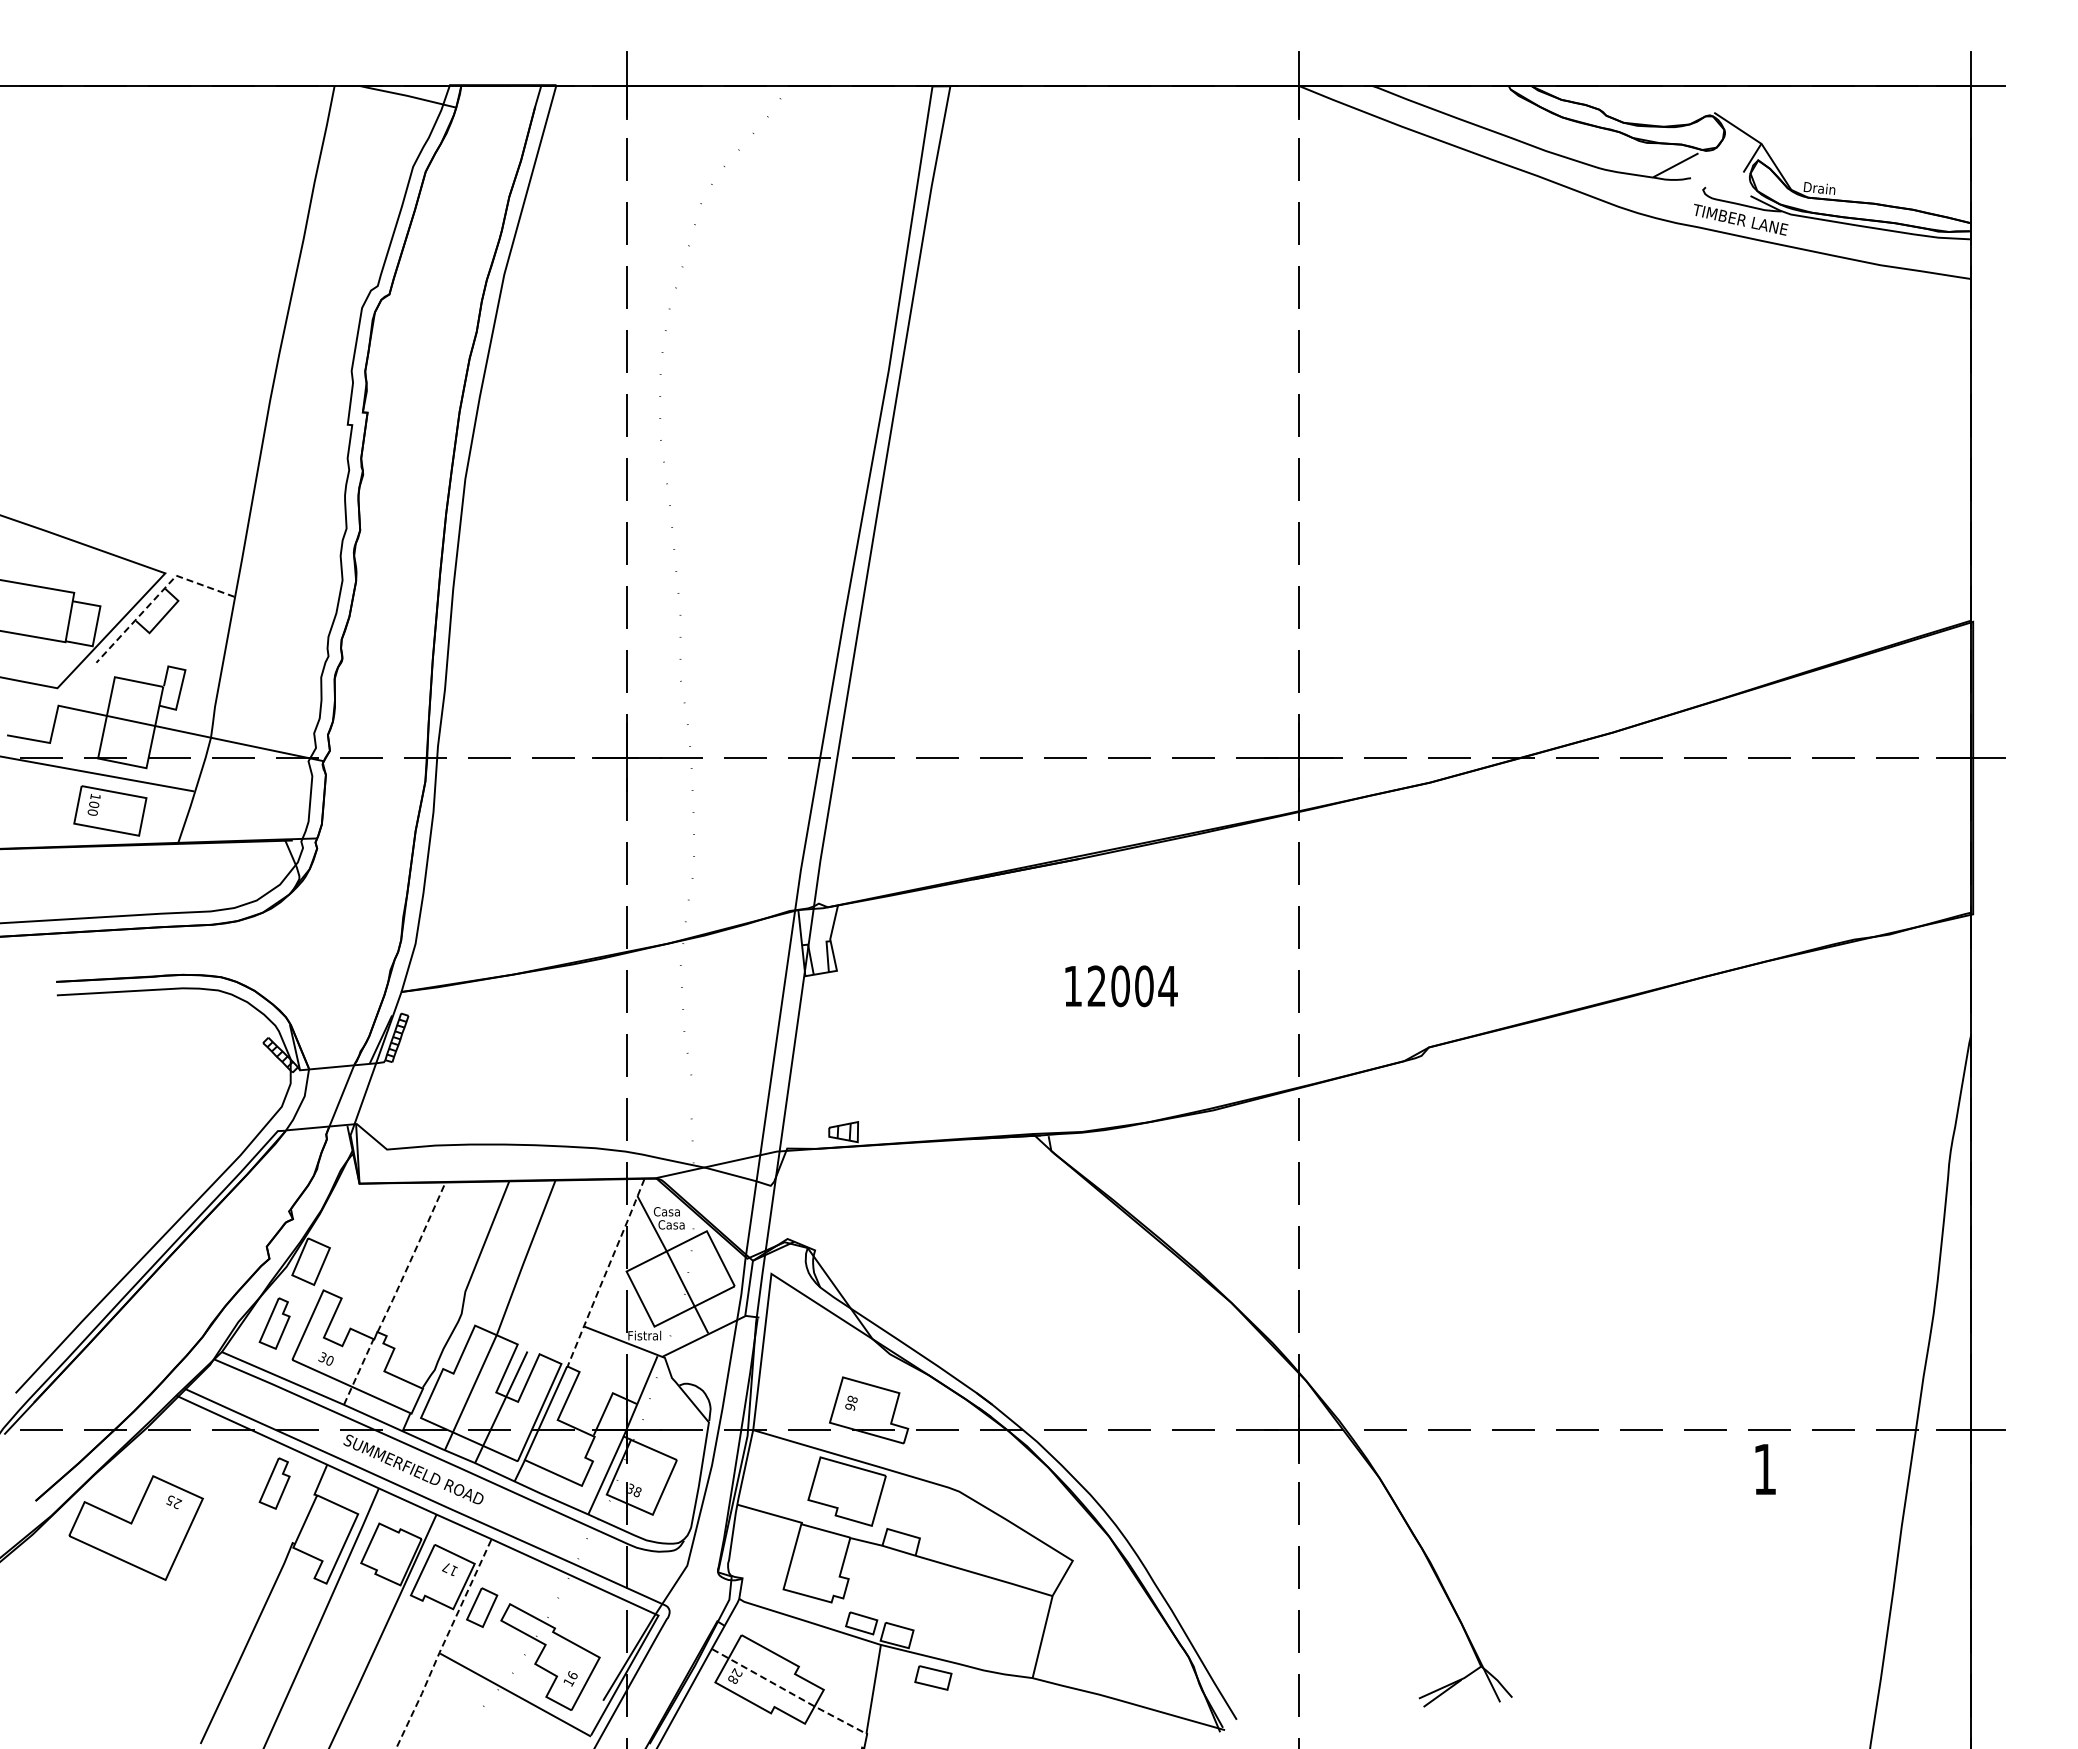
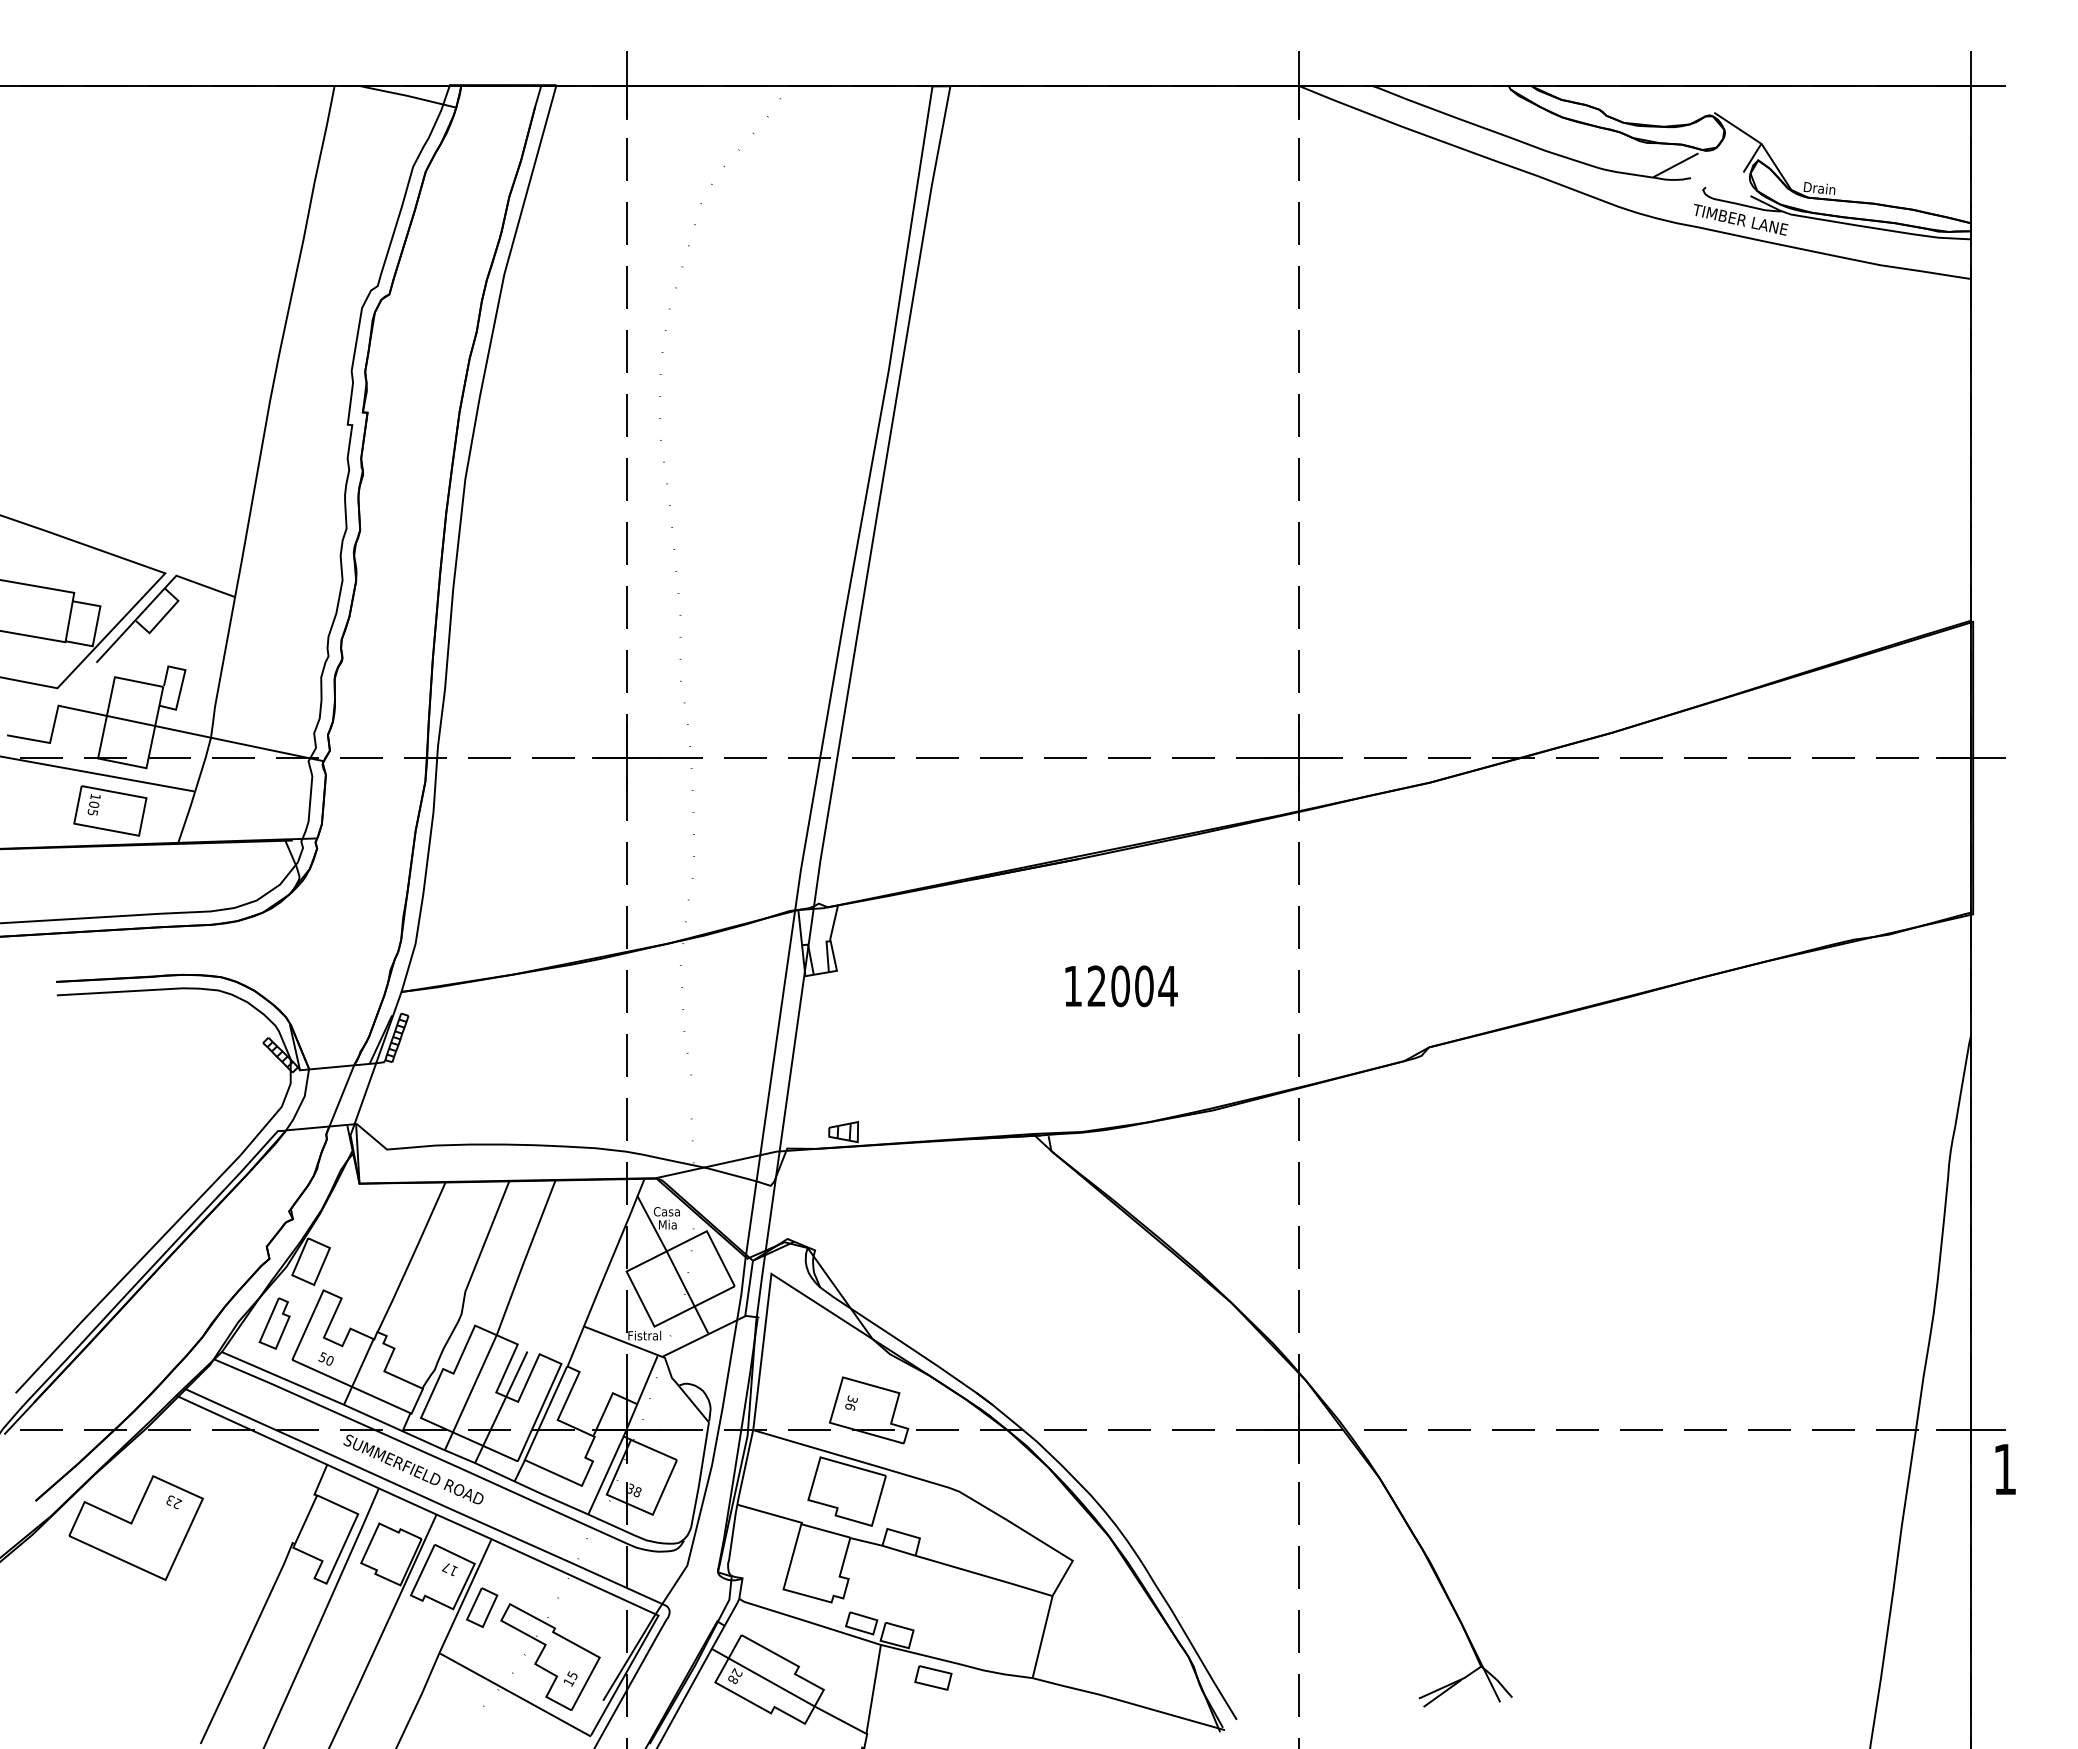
line: dashed -> solid (157, 596)
text: 100 -> 105 (92, 812)
text: Casa -> Mia (671, 1224)
line: dashed -> solid (412, 1257)
line: dashed -> solid (605, 1273)
text: 30 -> 50 (323, 1357)
line: dashed -> solid (359, 1371)
text: 86 -> 36 (852, 1398)
text position: (1765, 1469) -> (2005, 1469) (2005, 1469)
part: present -> none (274, 1483)
text: 25 -> 23 (169, 1500)
line: dashed -> solid (443, 1644)
text: 16 -> 15 (572, 1675)
line: dashed -> solid (790, 1692)
